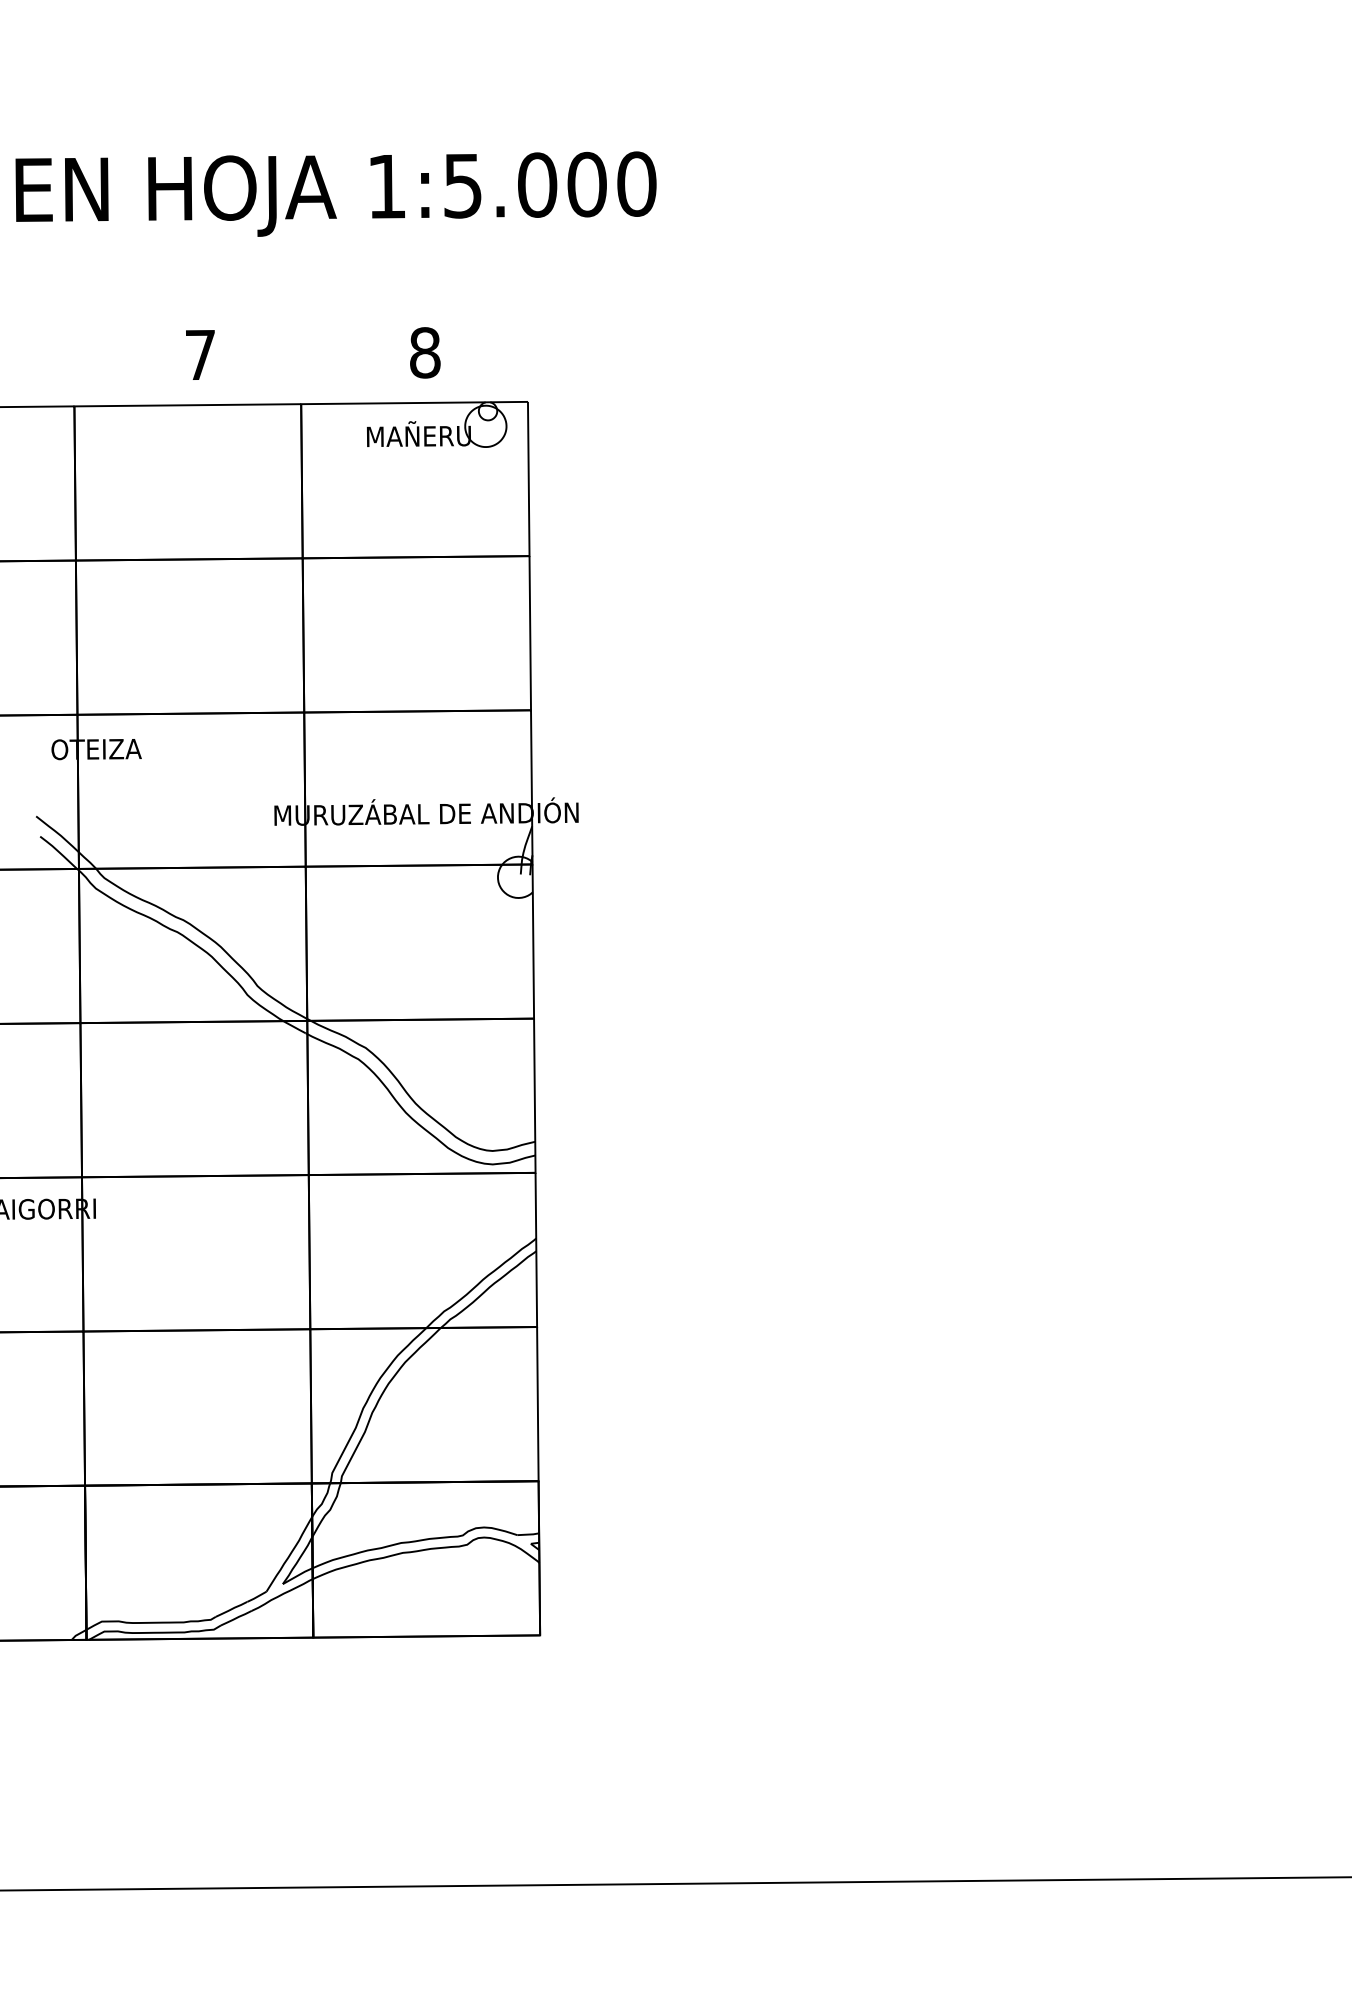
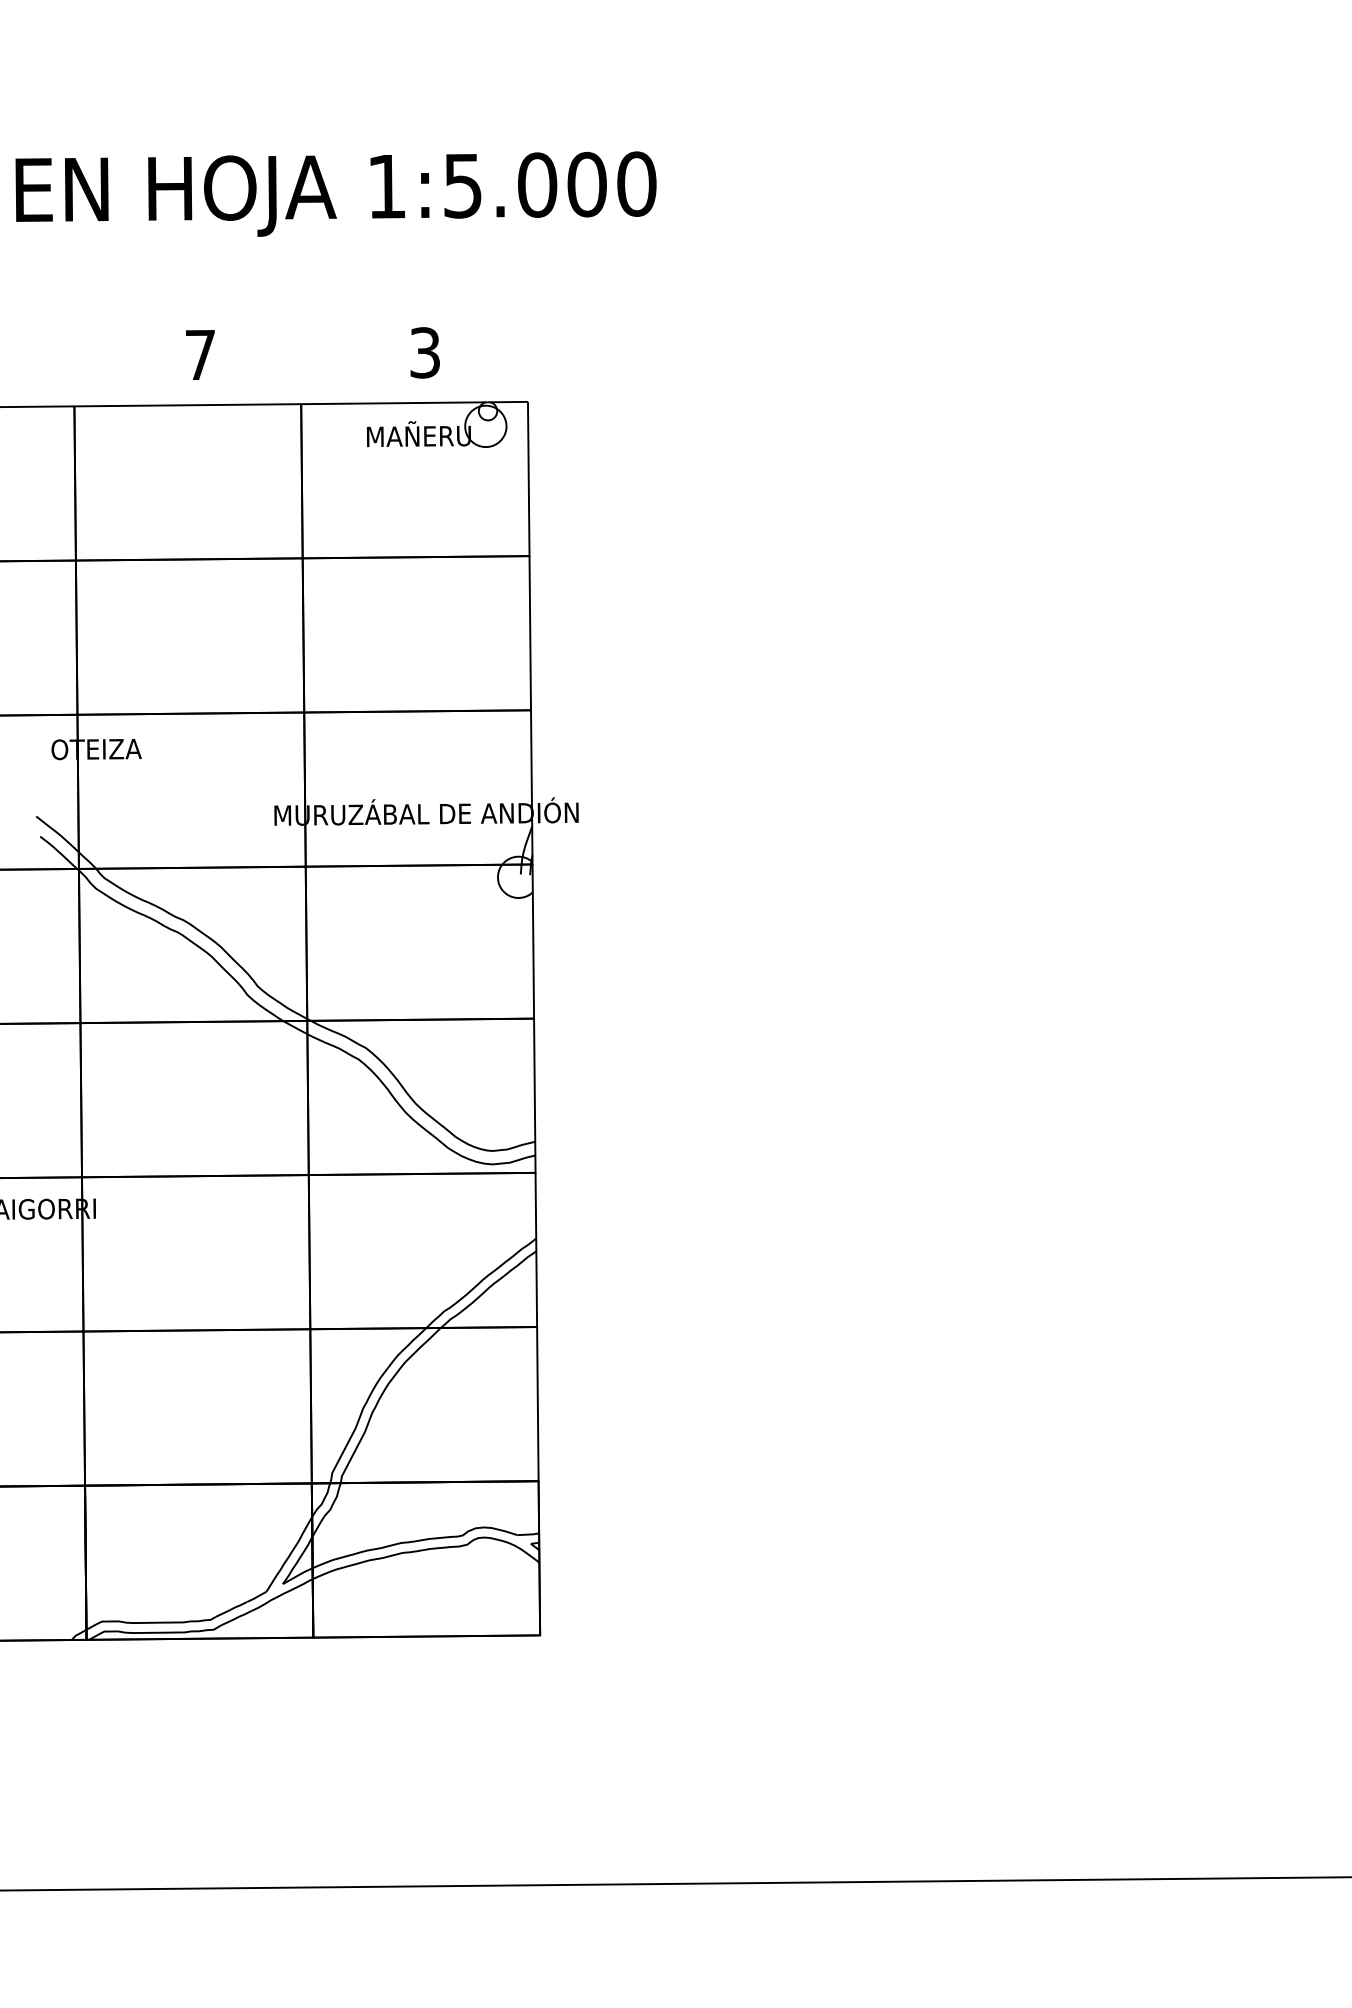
text: 8 -> 3 (425, 352)
